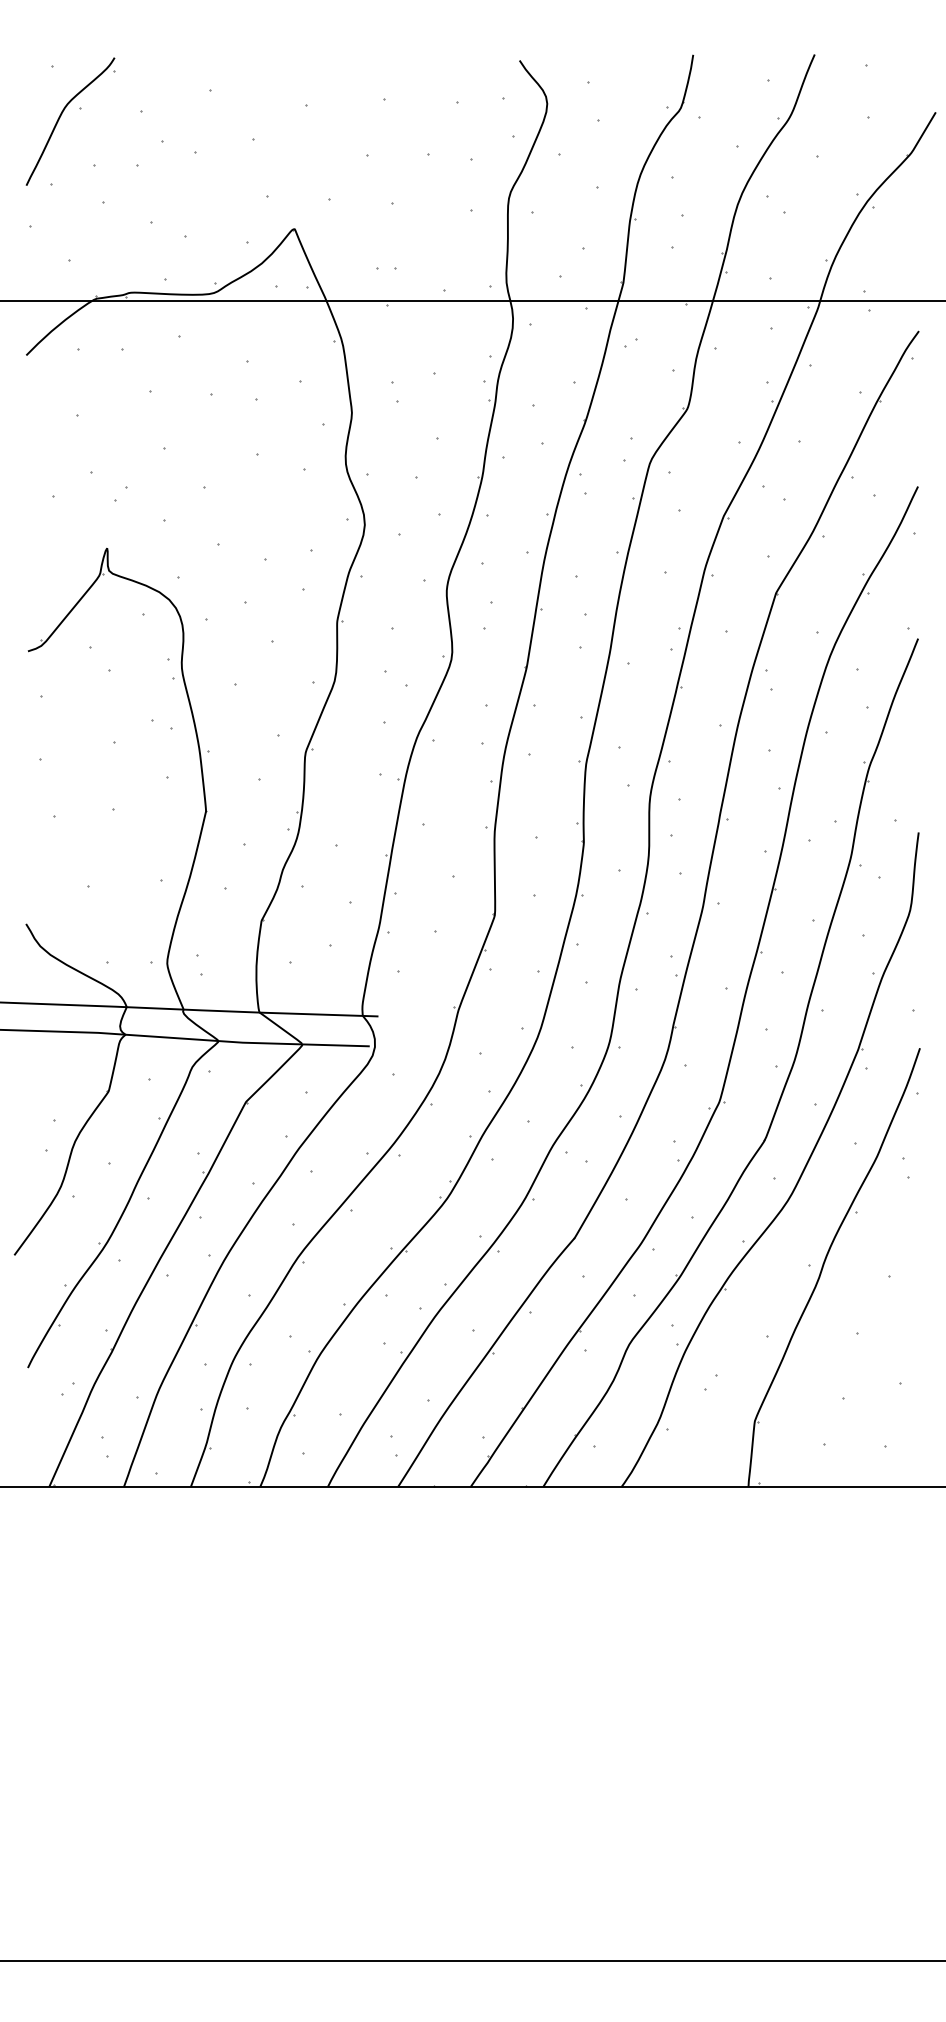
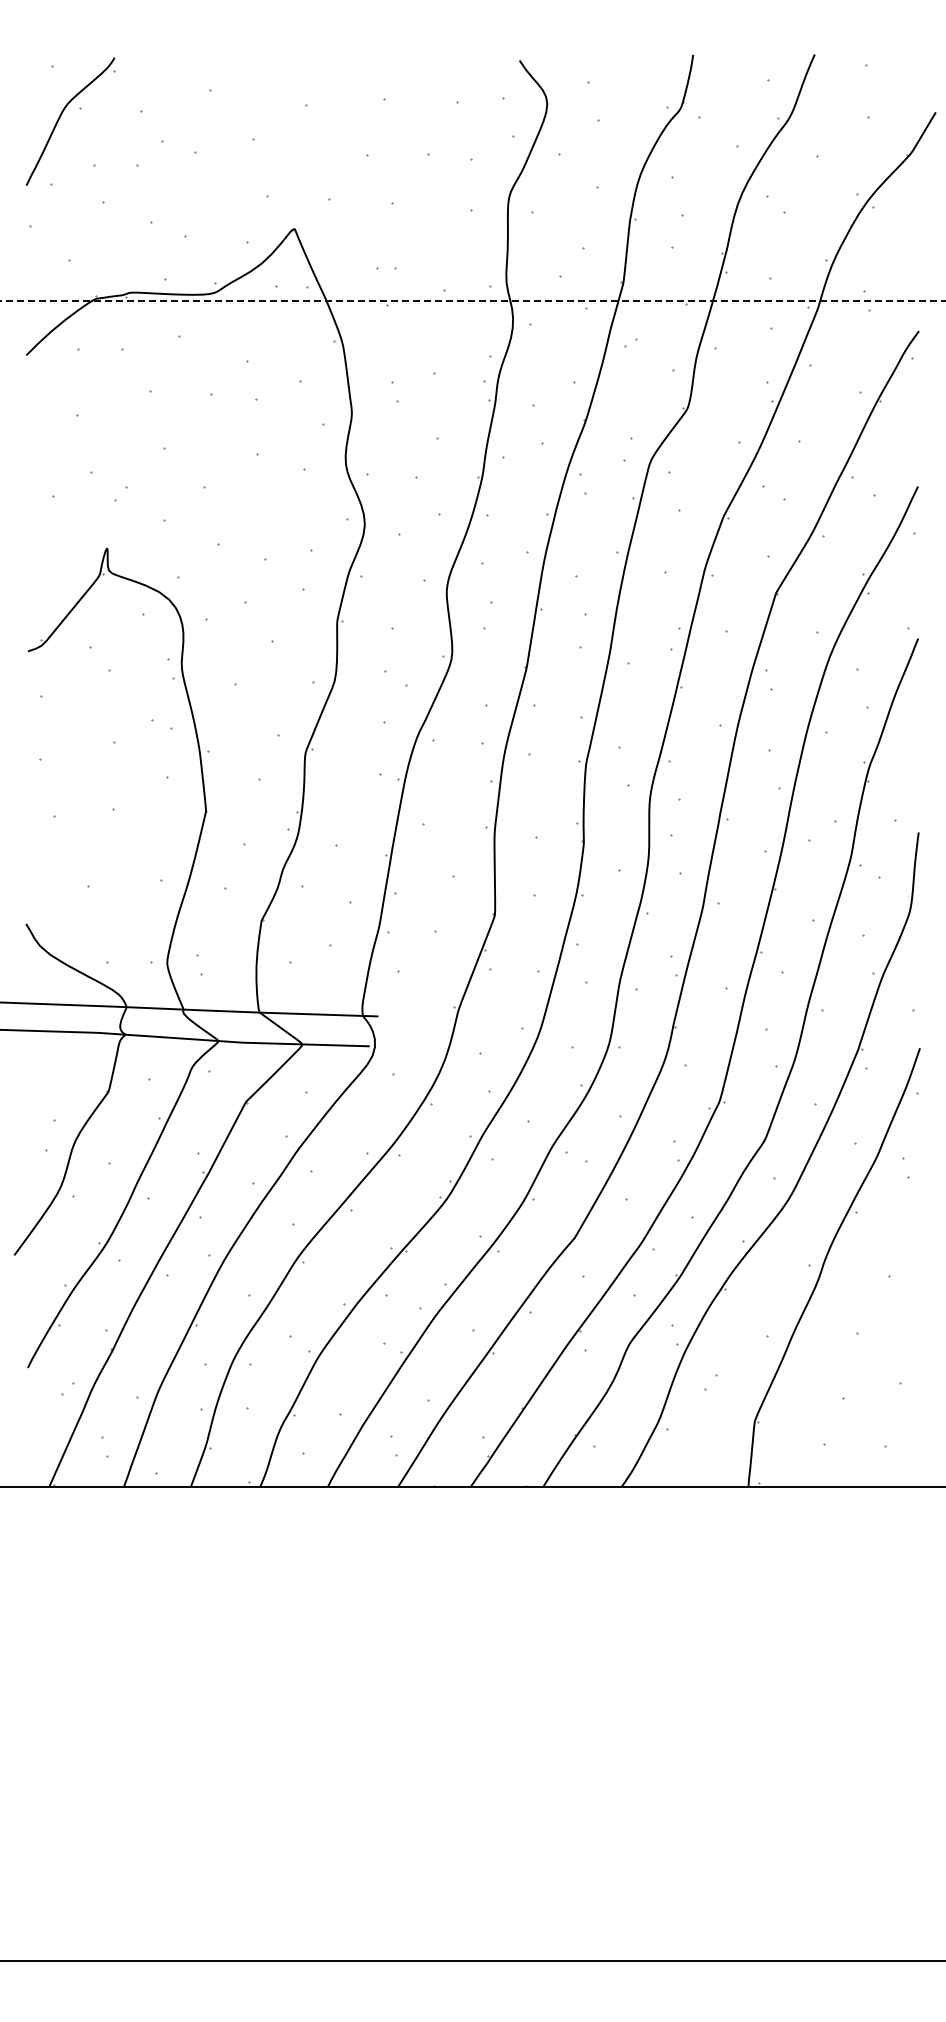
line: solid -> dashed (473, 300)
